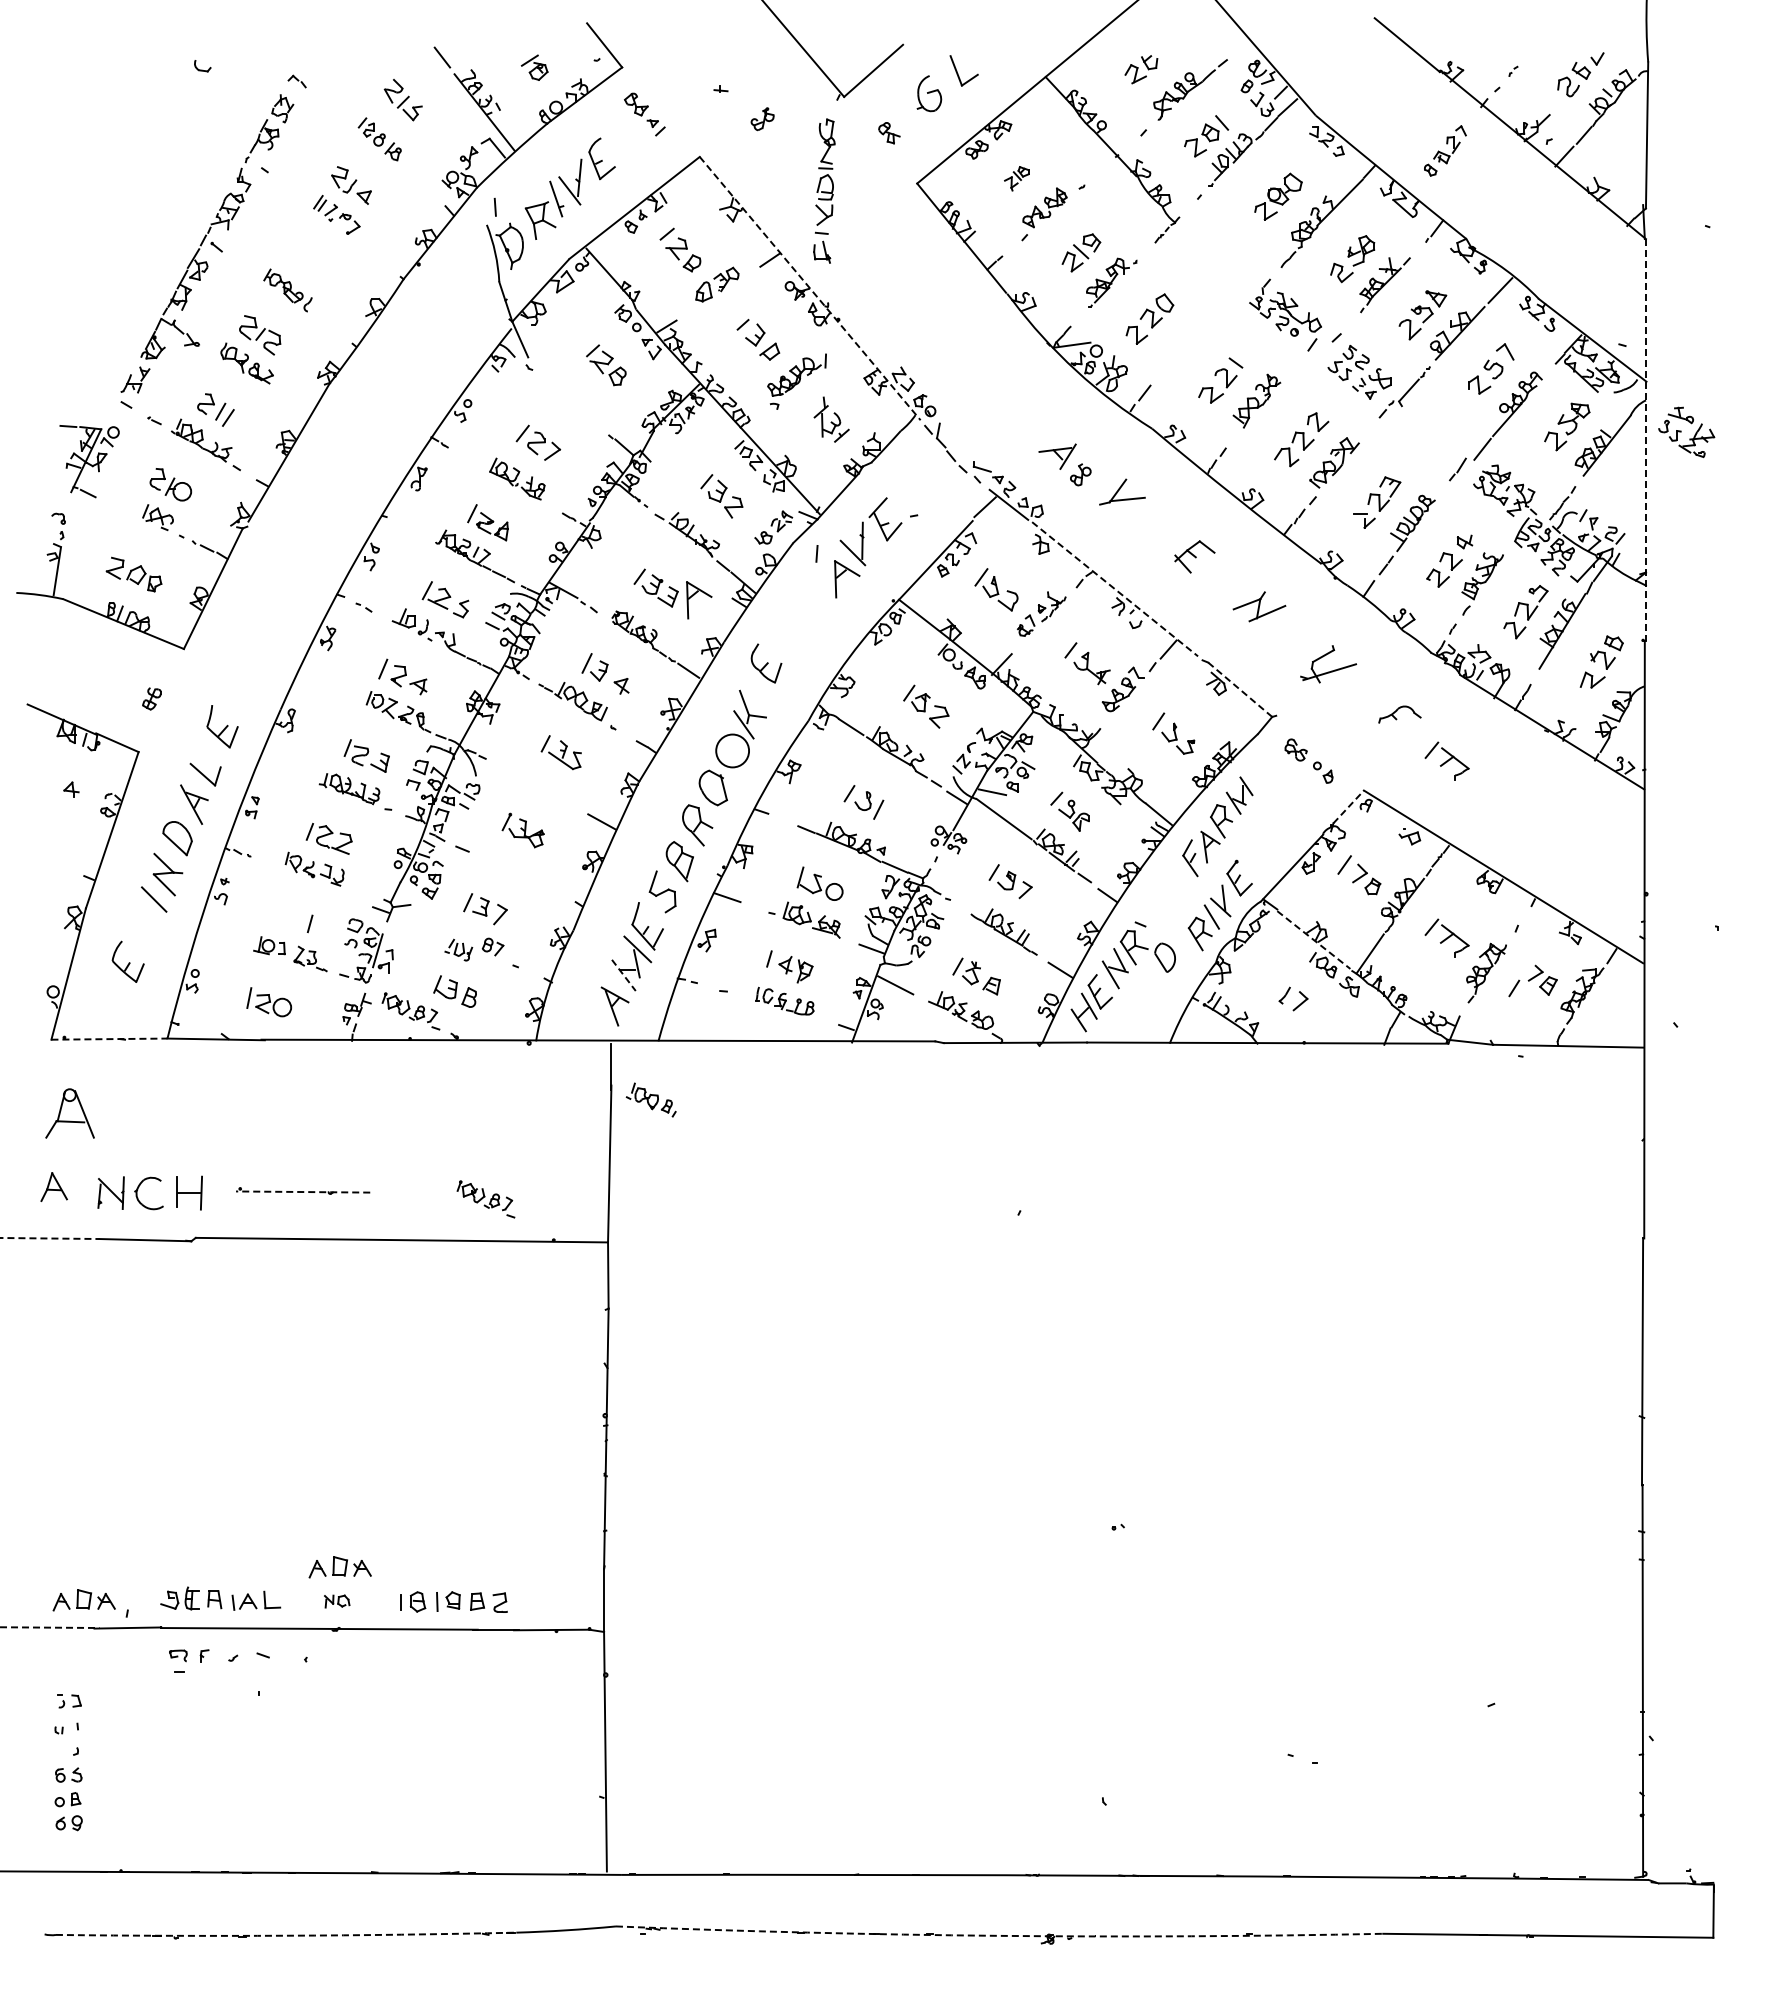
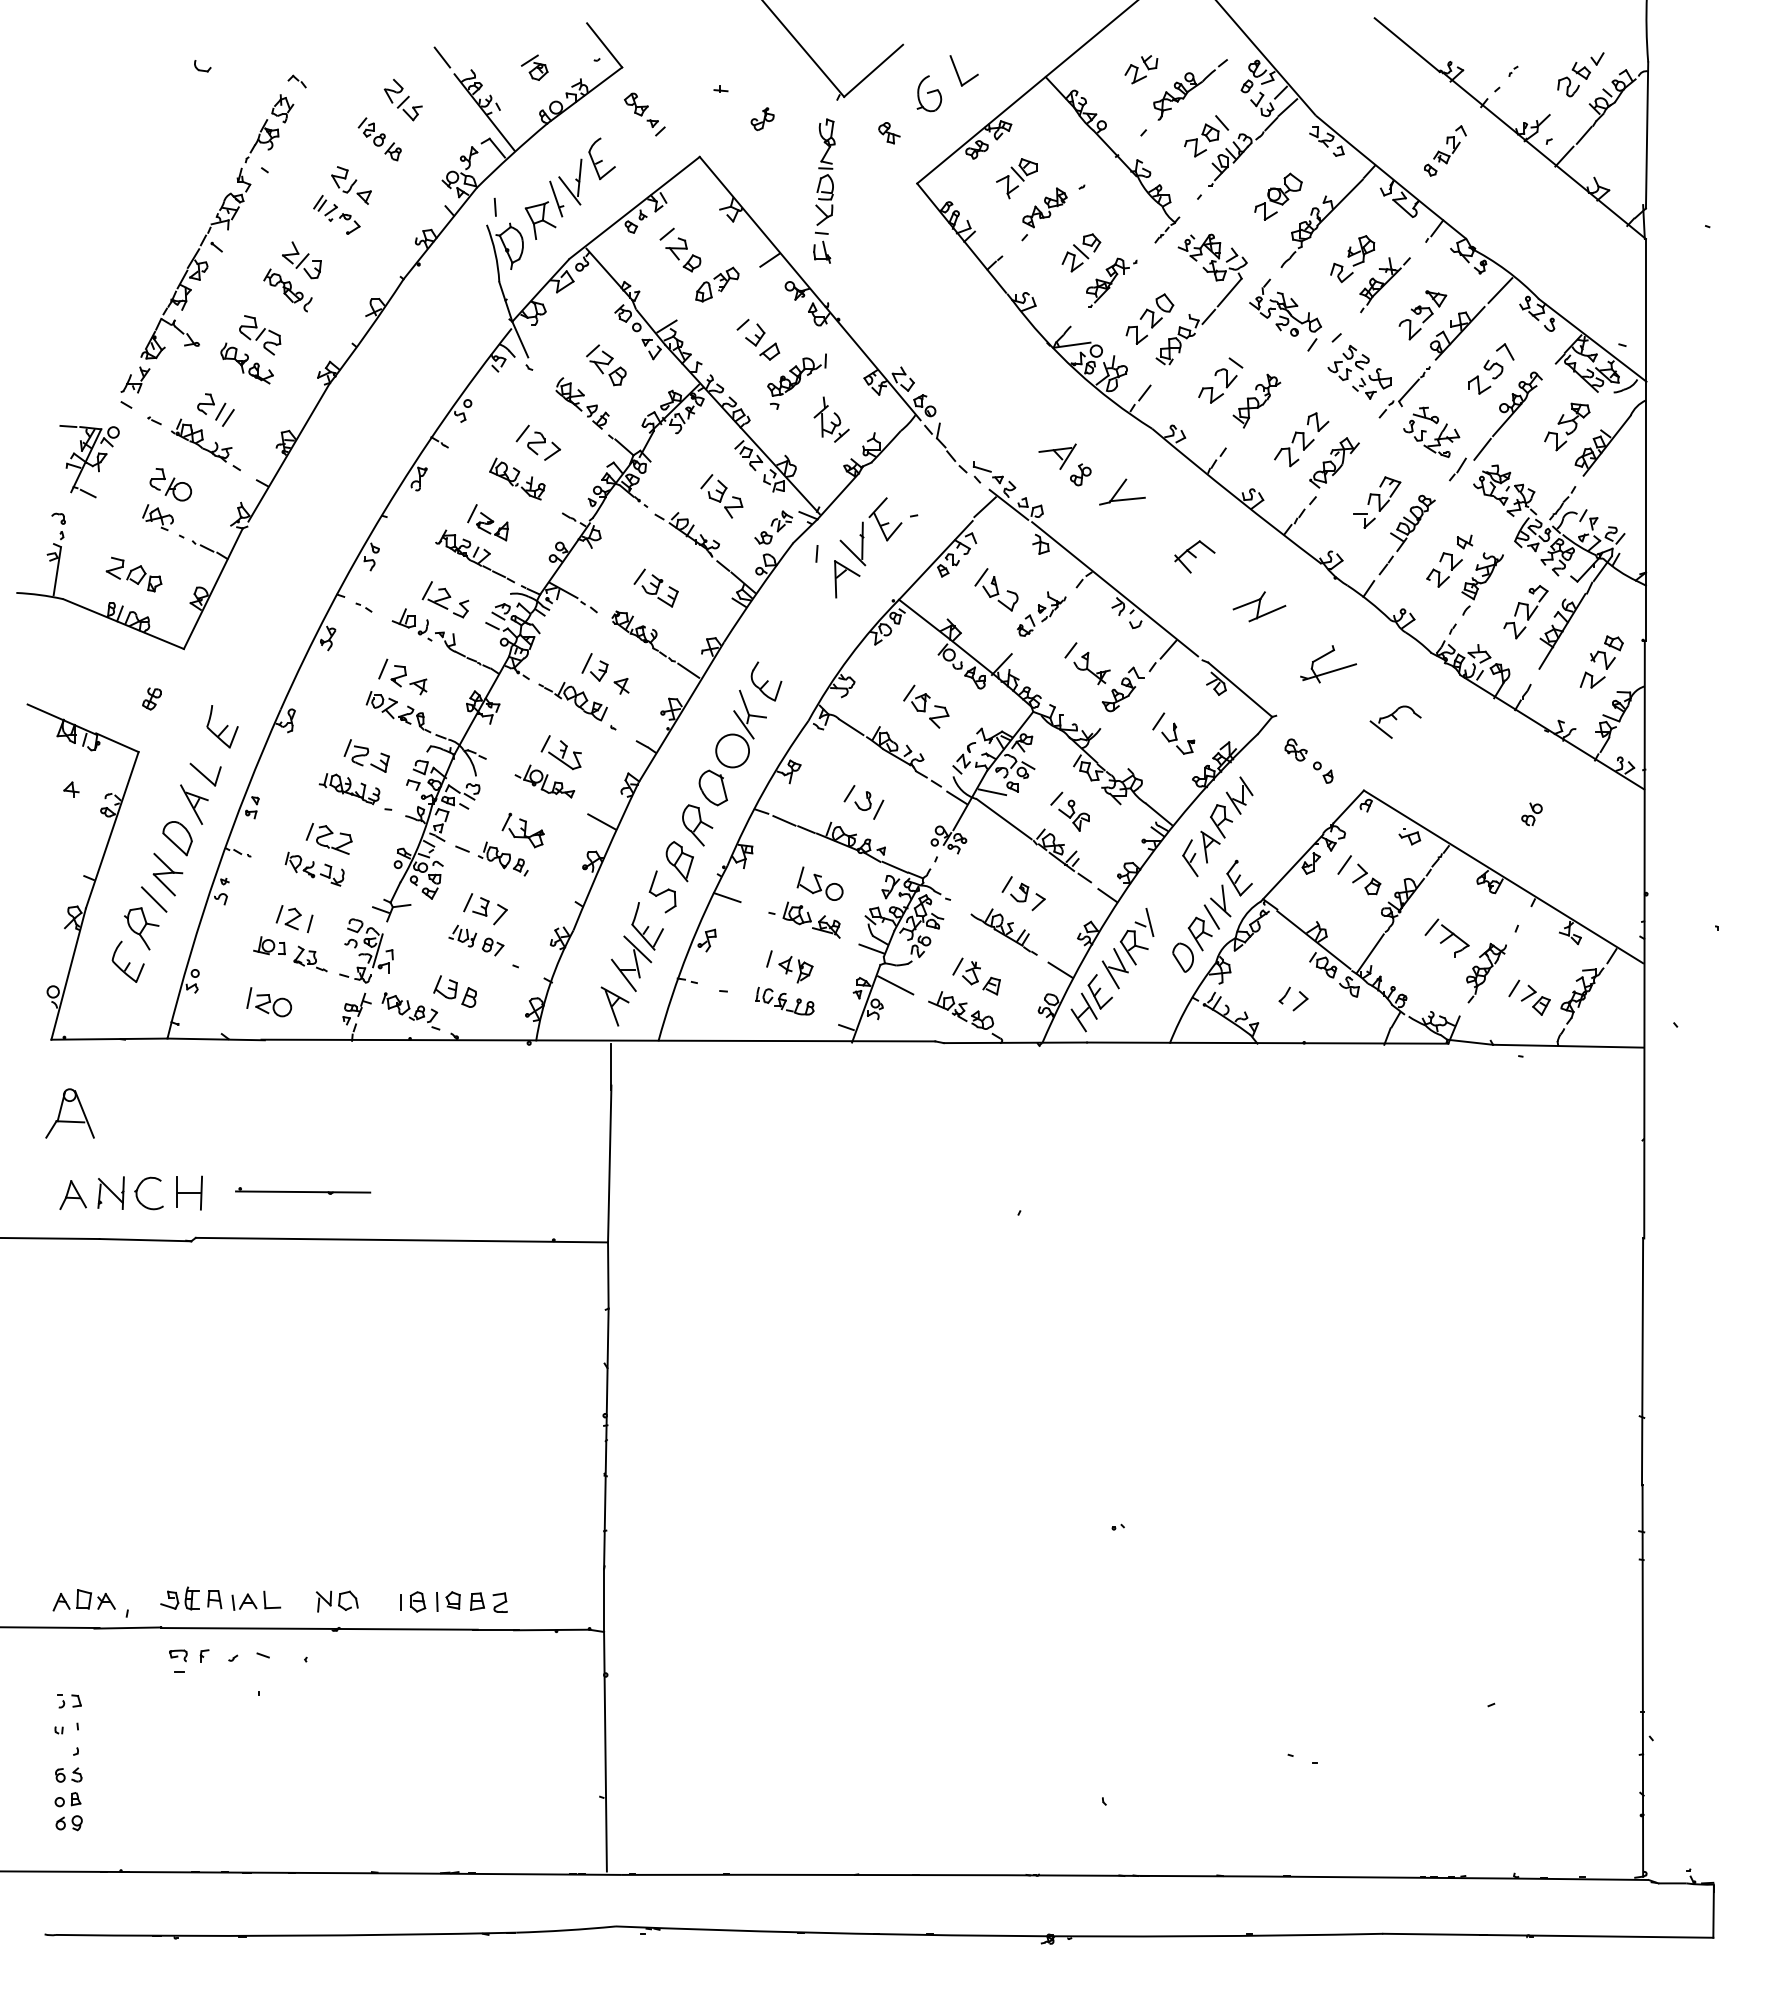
part size: 26x26 px -> 42x42 px (1016, 178)
part: none -> present (301, 260)
line: dashed -> solid (810, 288)
part: none -> present (1214, 308)
part: none -> present (582, 403)
part position: (1686, 431) -> (1431, 431) (1431, 431)
line: dashed -> solid (1645, 440)
line: dashed -> solid (1115, 589)
part: present -> none (694, 595)
part position: (766, 663) -> (766, 681) (766, 681)
line: dashed -> solid (1240, 689)
line: none -> present (1380, 729)
part: present -> none (1446, 760)
part: none -> present (544, 781)
line: dashed -> solid (1349, 806)
part: none -> present (1531, 814)
line: none -> present (784, 820)
part position: (1010, 881) -> (1023, 893) (1023, 893)
part: none -> present (288, 917)
line: none -> present (1149, 922)
part: none -> present (141, 928)
line: dashed -> solid (1313, 940)
part position: (458, 949) -> (462, 935) (462, 935)
part position: (1164, 957) -> (1182, 957) (1182, 957)
line: dashed -> solid (623, 975)
part position: (1542, 979) -> (1535, 999) (1535, 999)
line: dashed -> solid (109, 1039)
part position: (650, 1099) -> (502, 858) (502, 858)
part position: (53, 1186) -> (72, 1194) (72, 1194)
line: dashed -> solid (302, 1192)
part: present -> none (485, 1199)
line: dashed -> solid (50, 1238)
part: present -> none (339, 1567)
part size: 27x15 px -> 44x23 px (336, 1601)
line: dashed -> solid (50, 1627)
arc: dashed -> solid (286, 1935)
arc: dashed -> solid (999, 1935)
